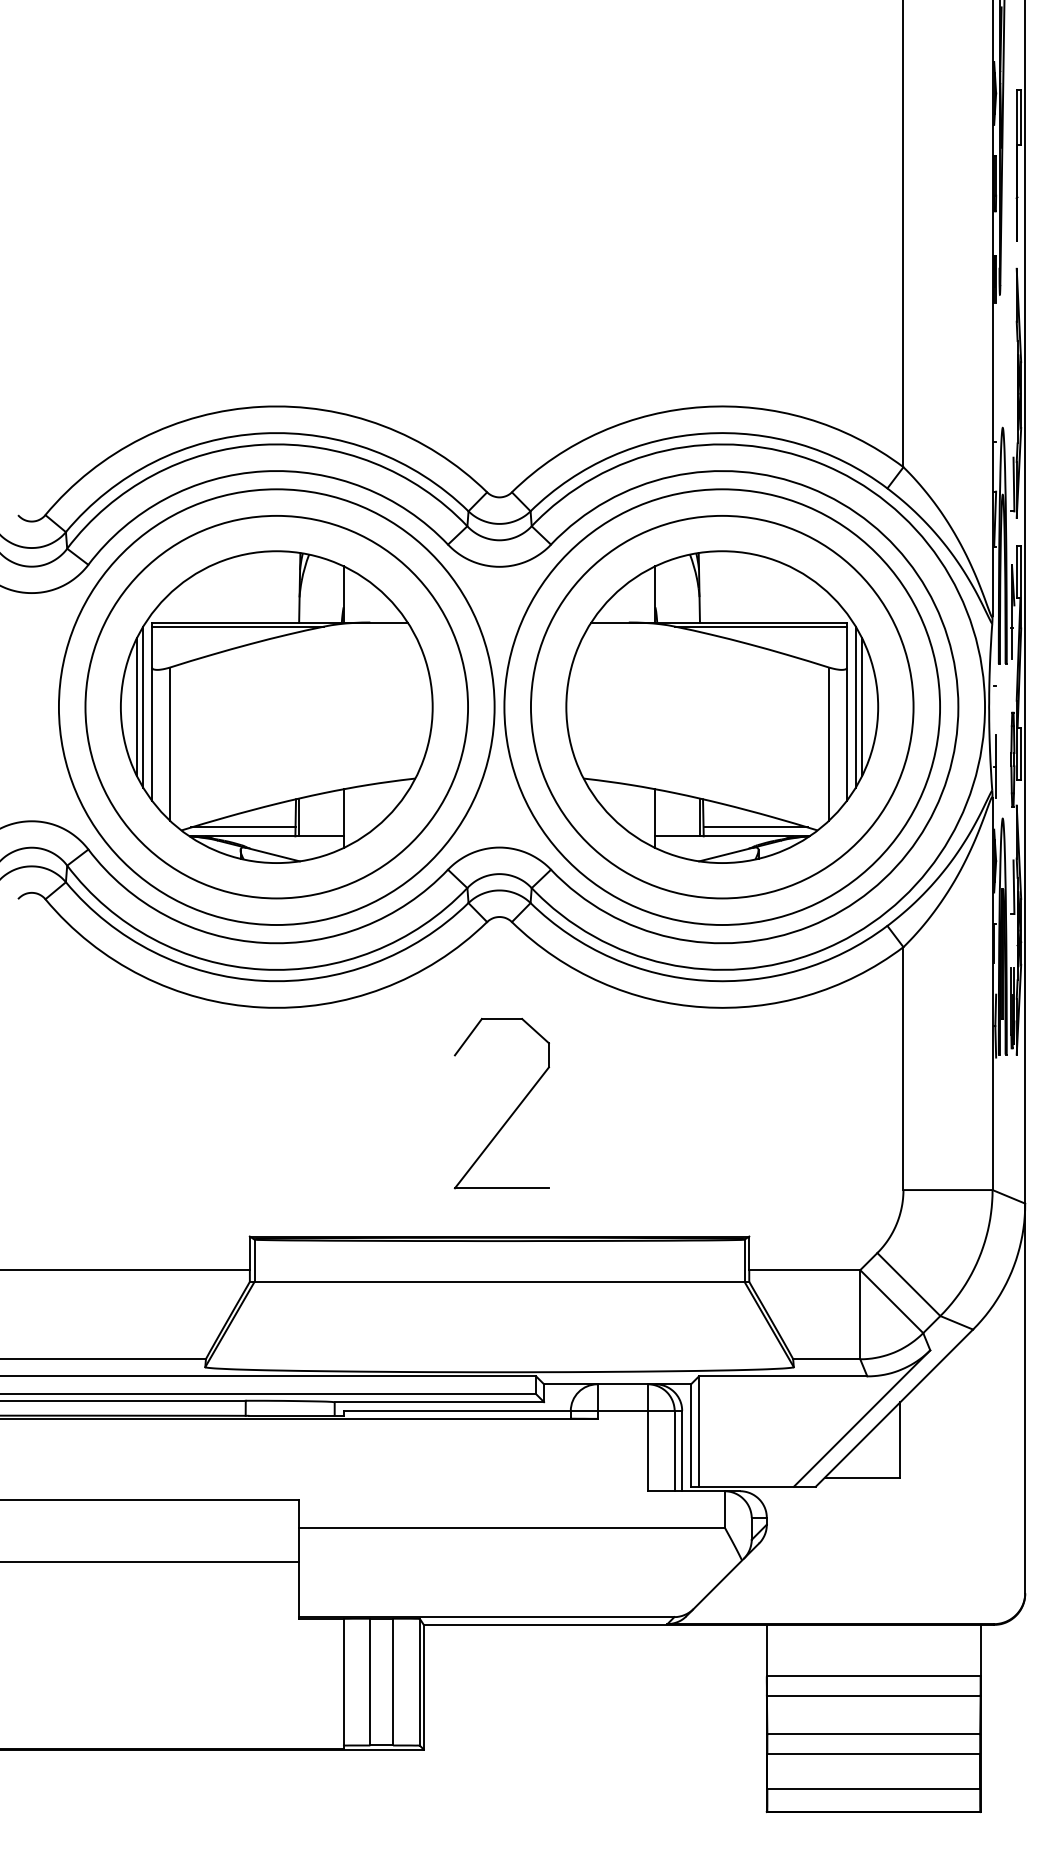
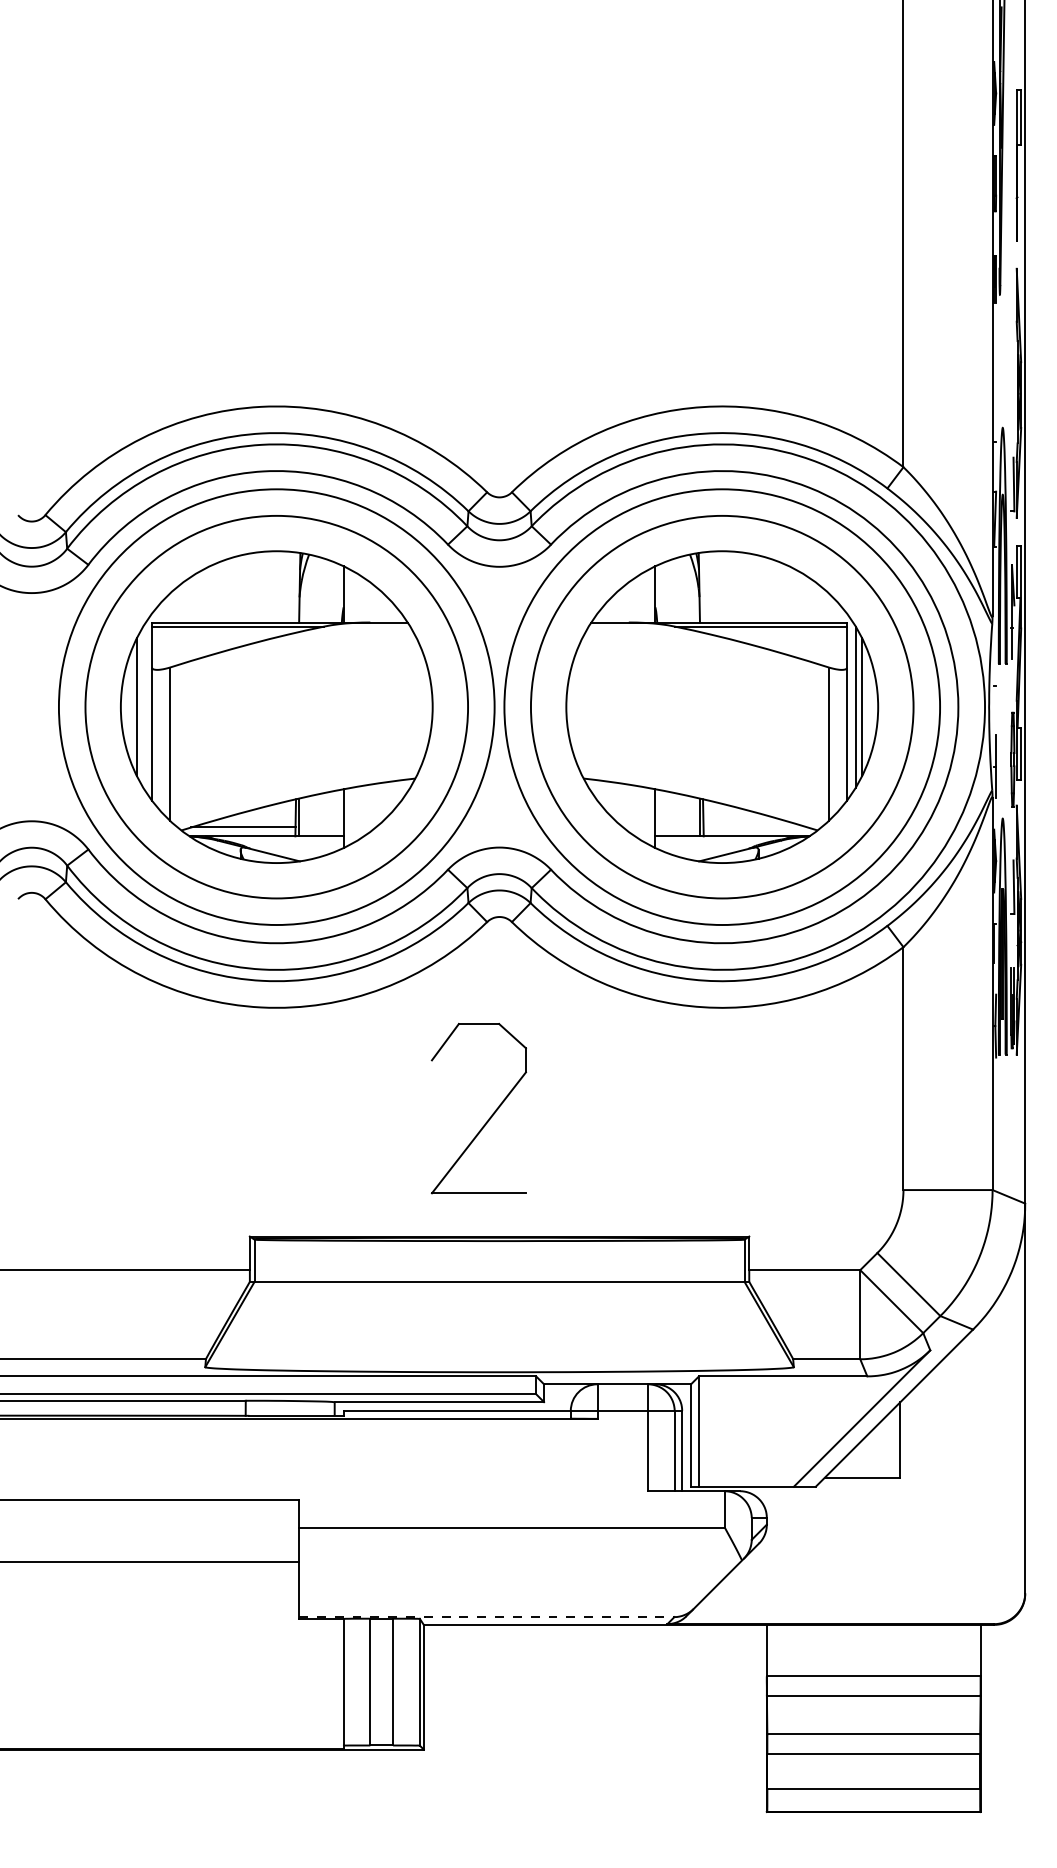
line: present -> none (143, 706)
line: present -> none (755, 827)
part position: (511, 1113) -> (488, 1118) (488, 1118)
line: solid -> dashed (486, 1617)
